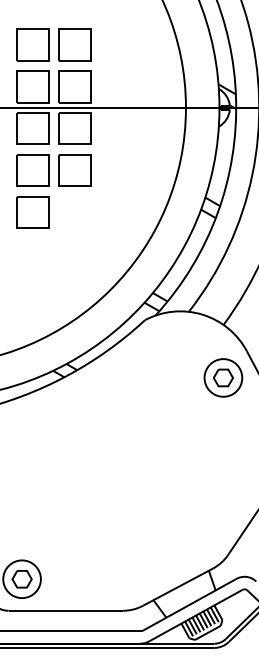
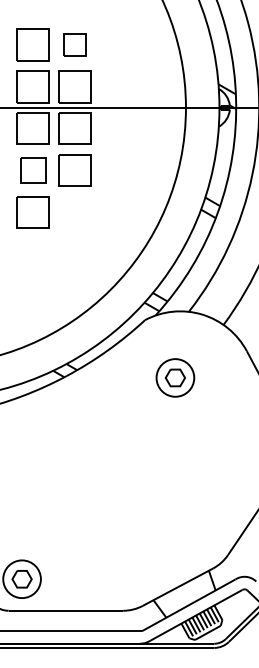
part size: 34x34 px -> 24x24 px (74, 44)
part size: 34x33 px -> 27x27 px (33, 170)
part position: (223, 377) -> (175, 377) (175, 377)
